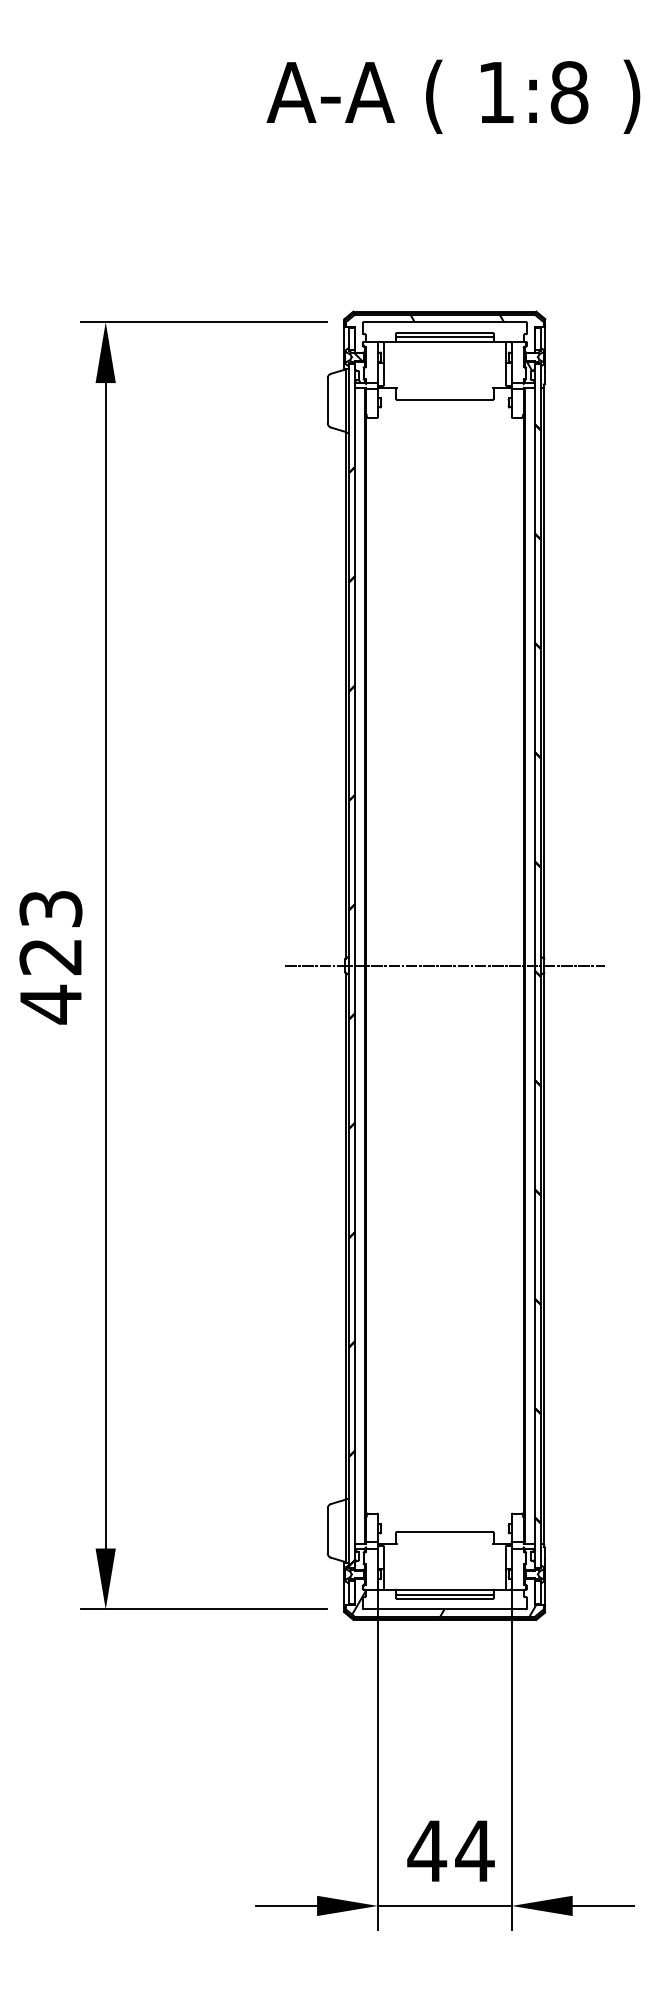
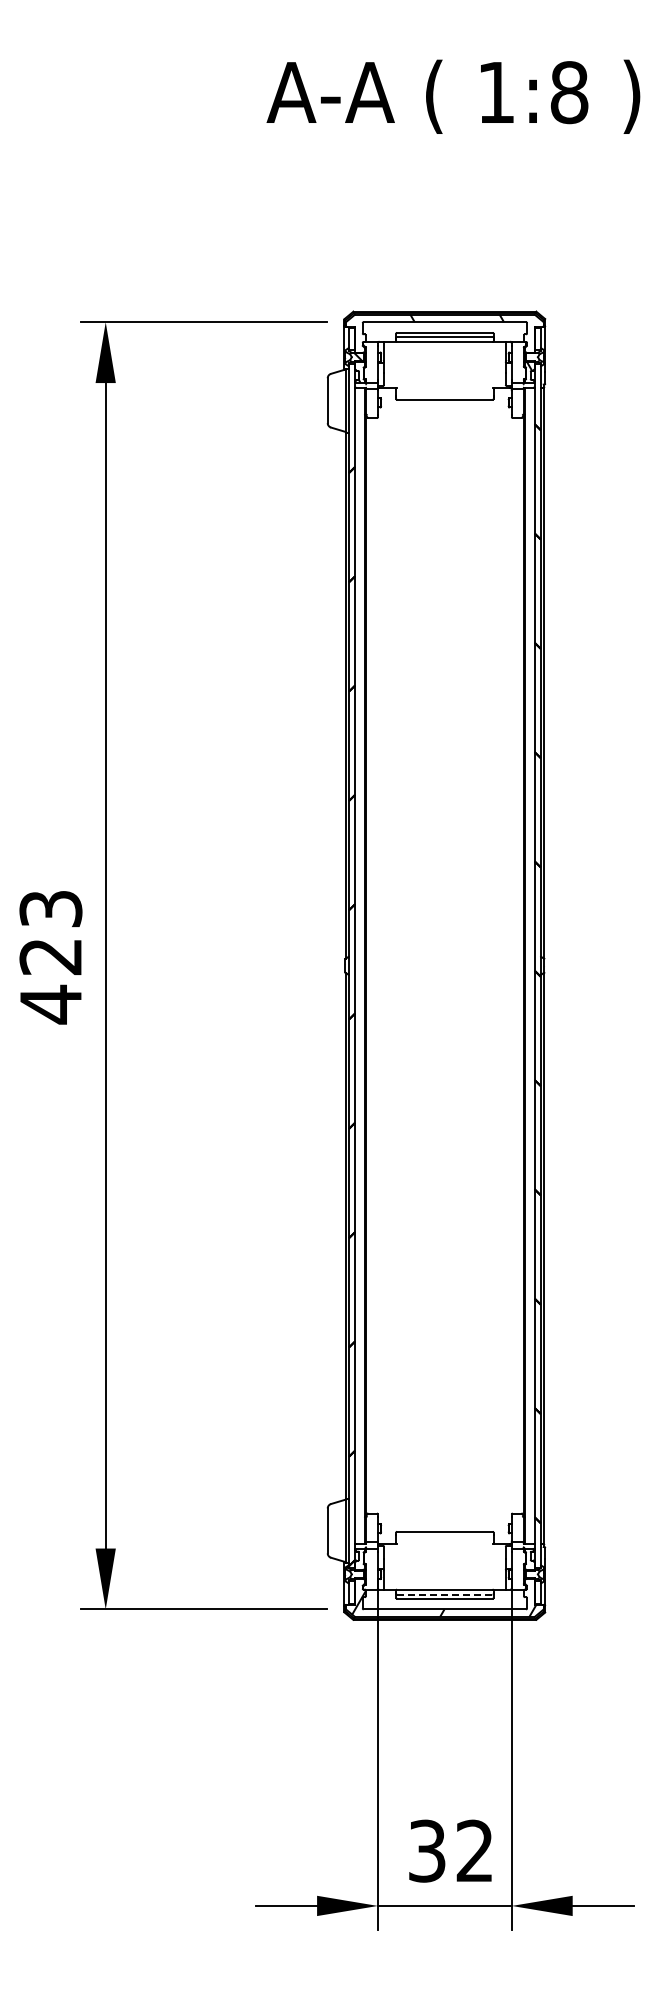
line: present -> none (444, 965)
line: solid -> dashed (444, 1594)
text: 44 -> 32 (450, 1850)
